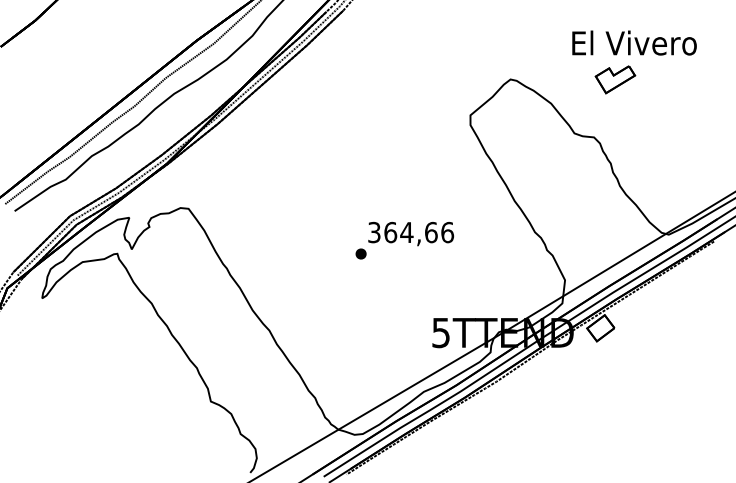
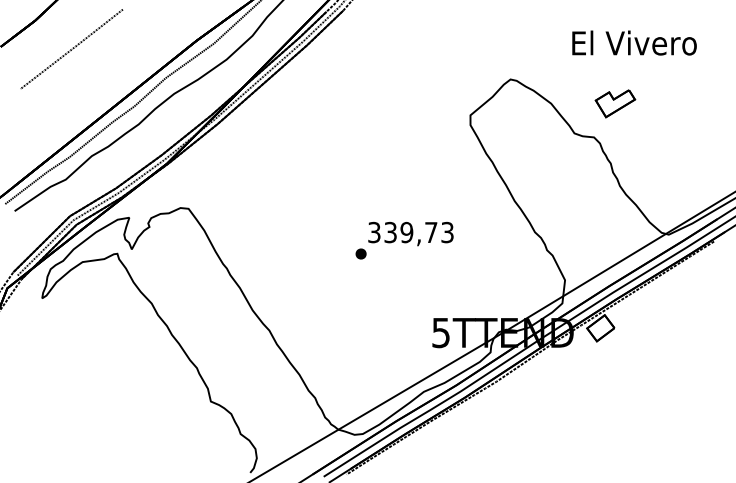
line: none -> present (71, 49)
part position: (615, 79) -> (615, 103) (615, 103)
text: 364,66 -> 339,73 (419, 232)
